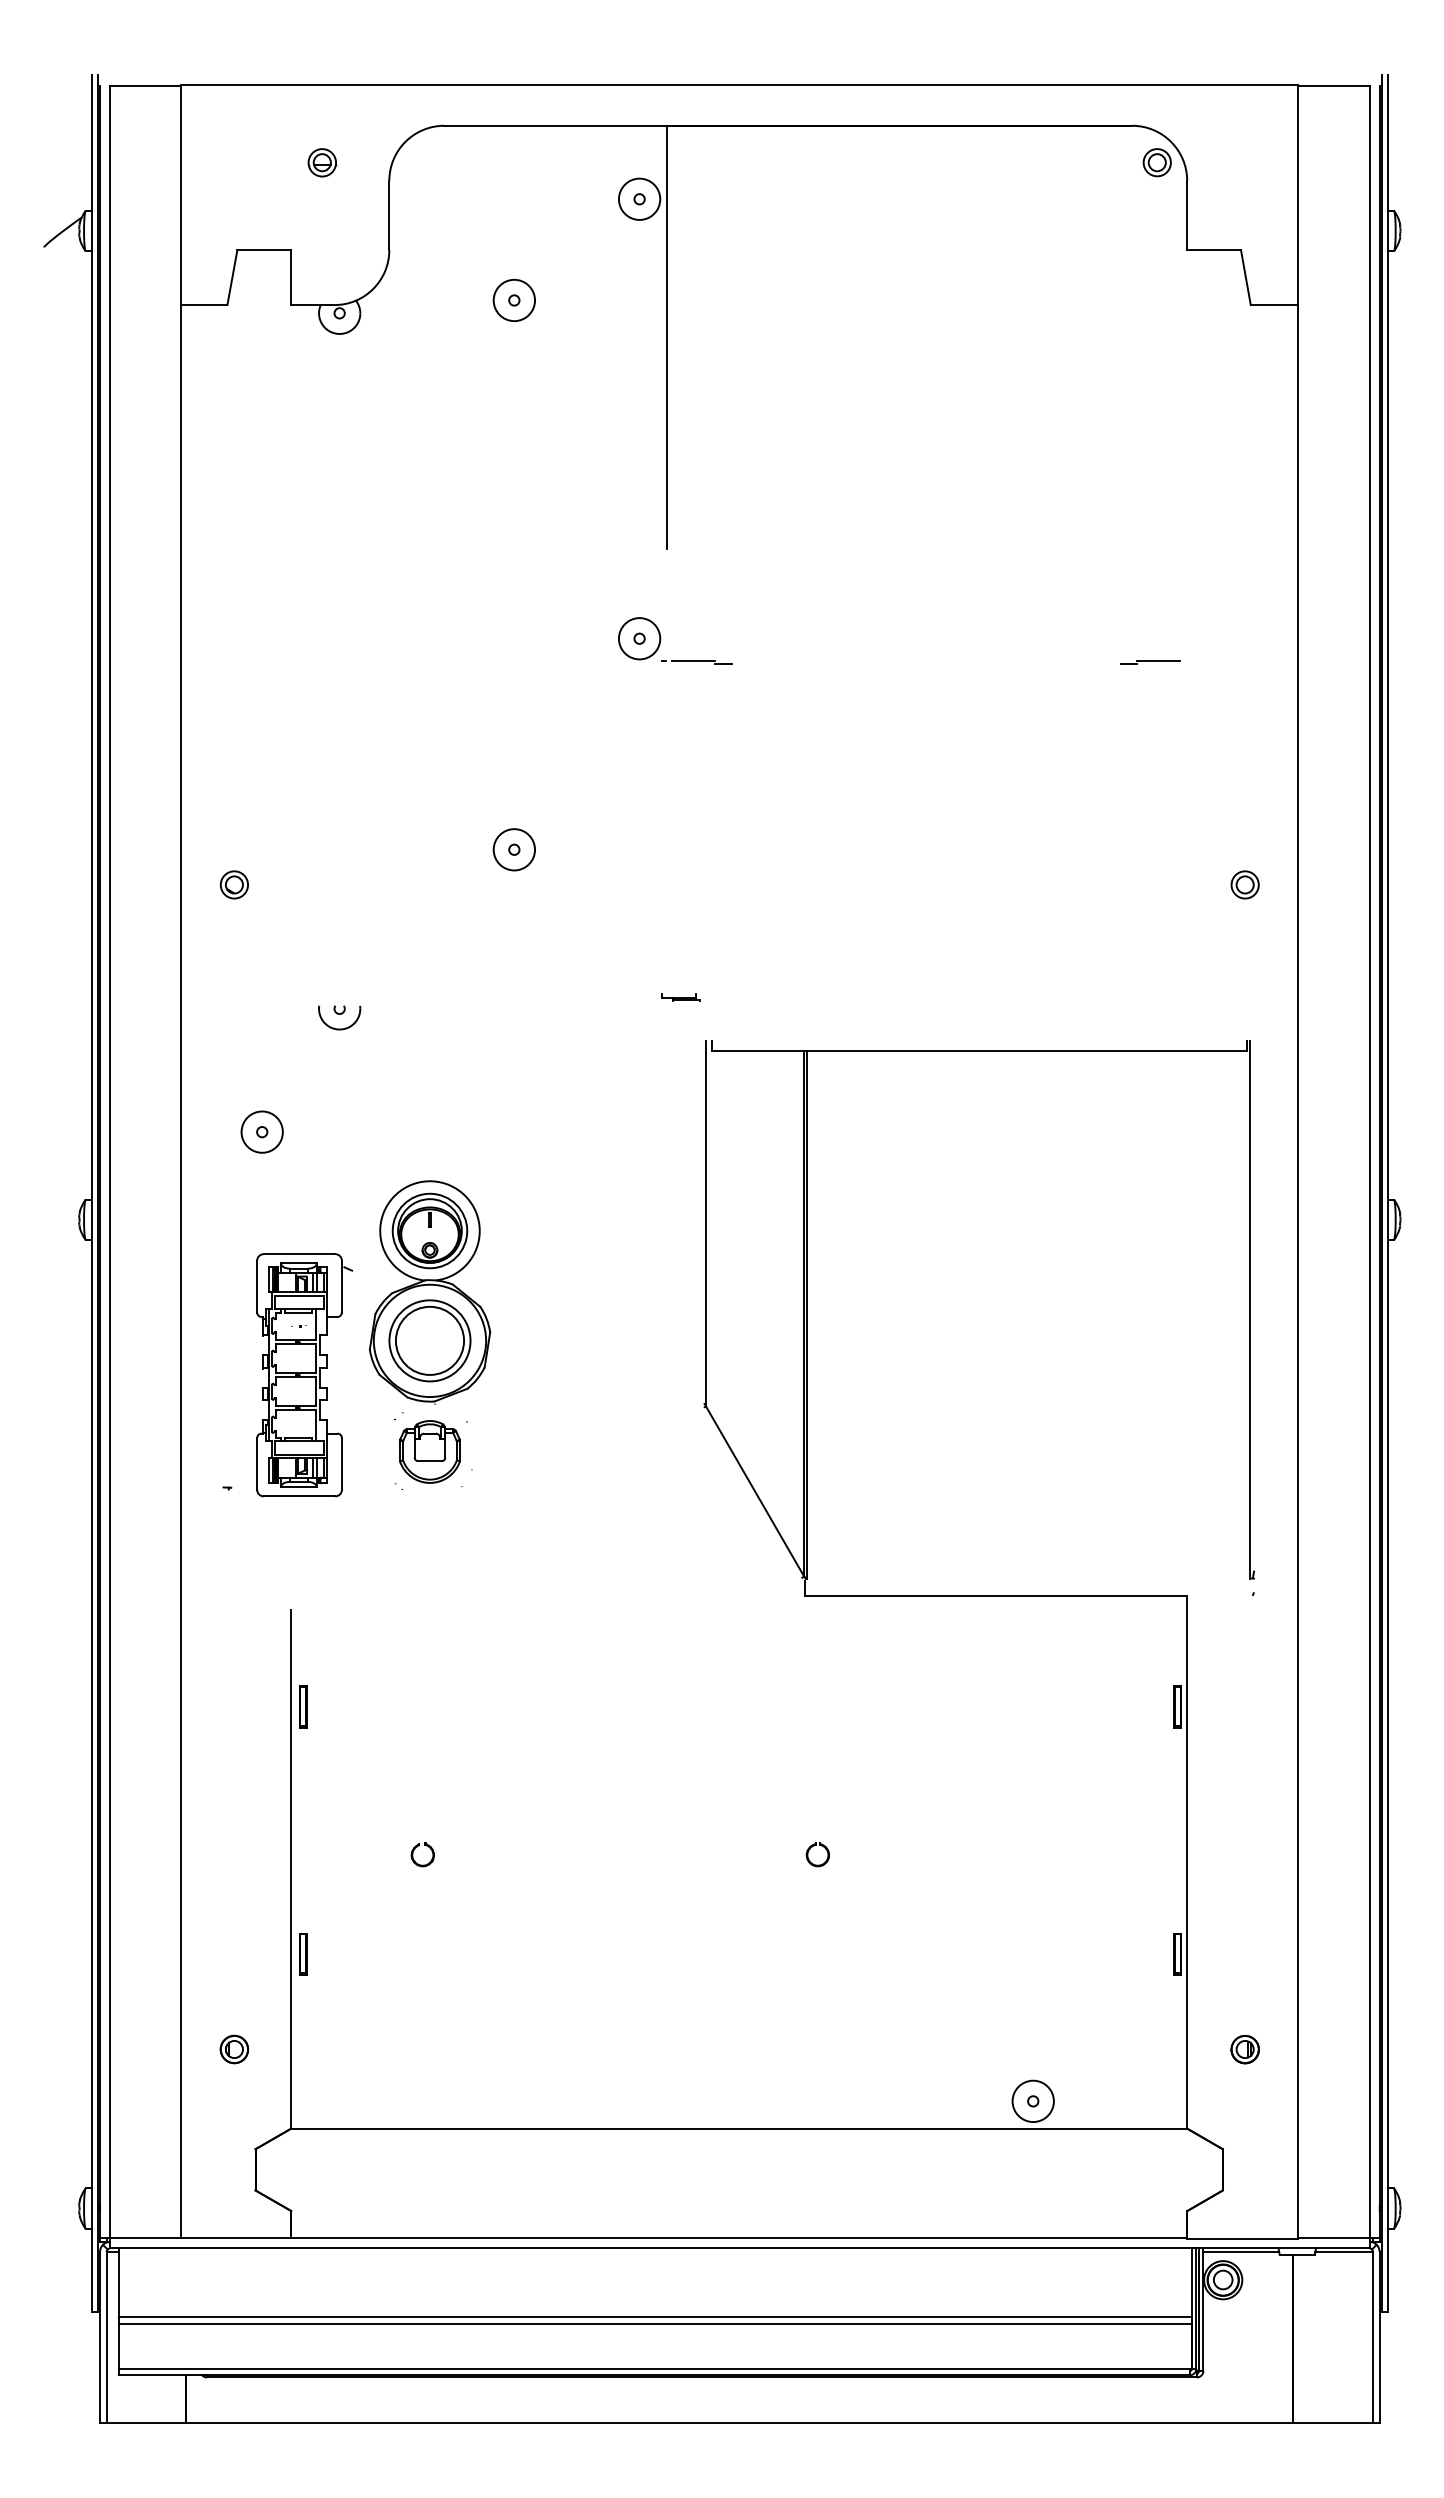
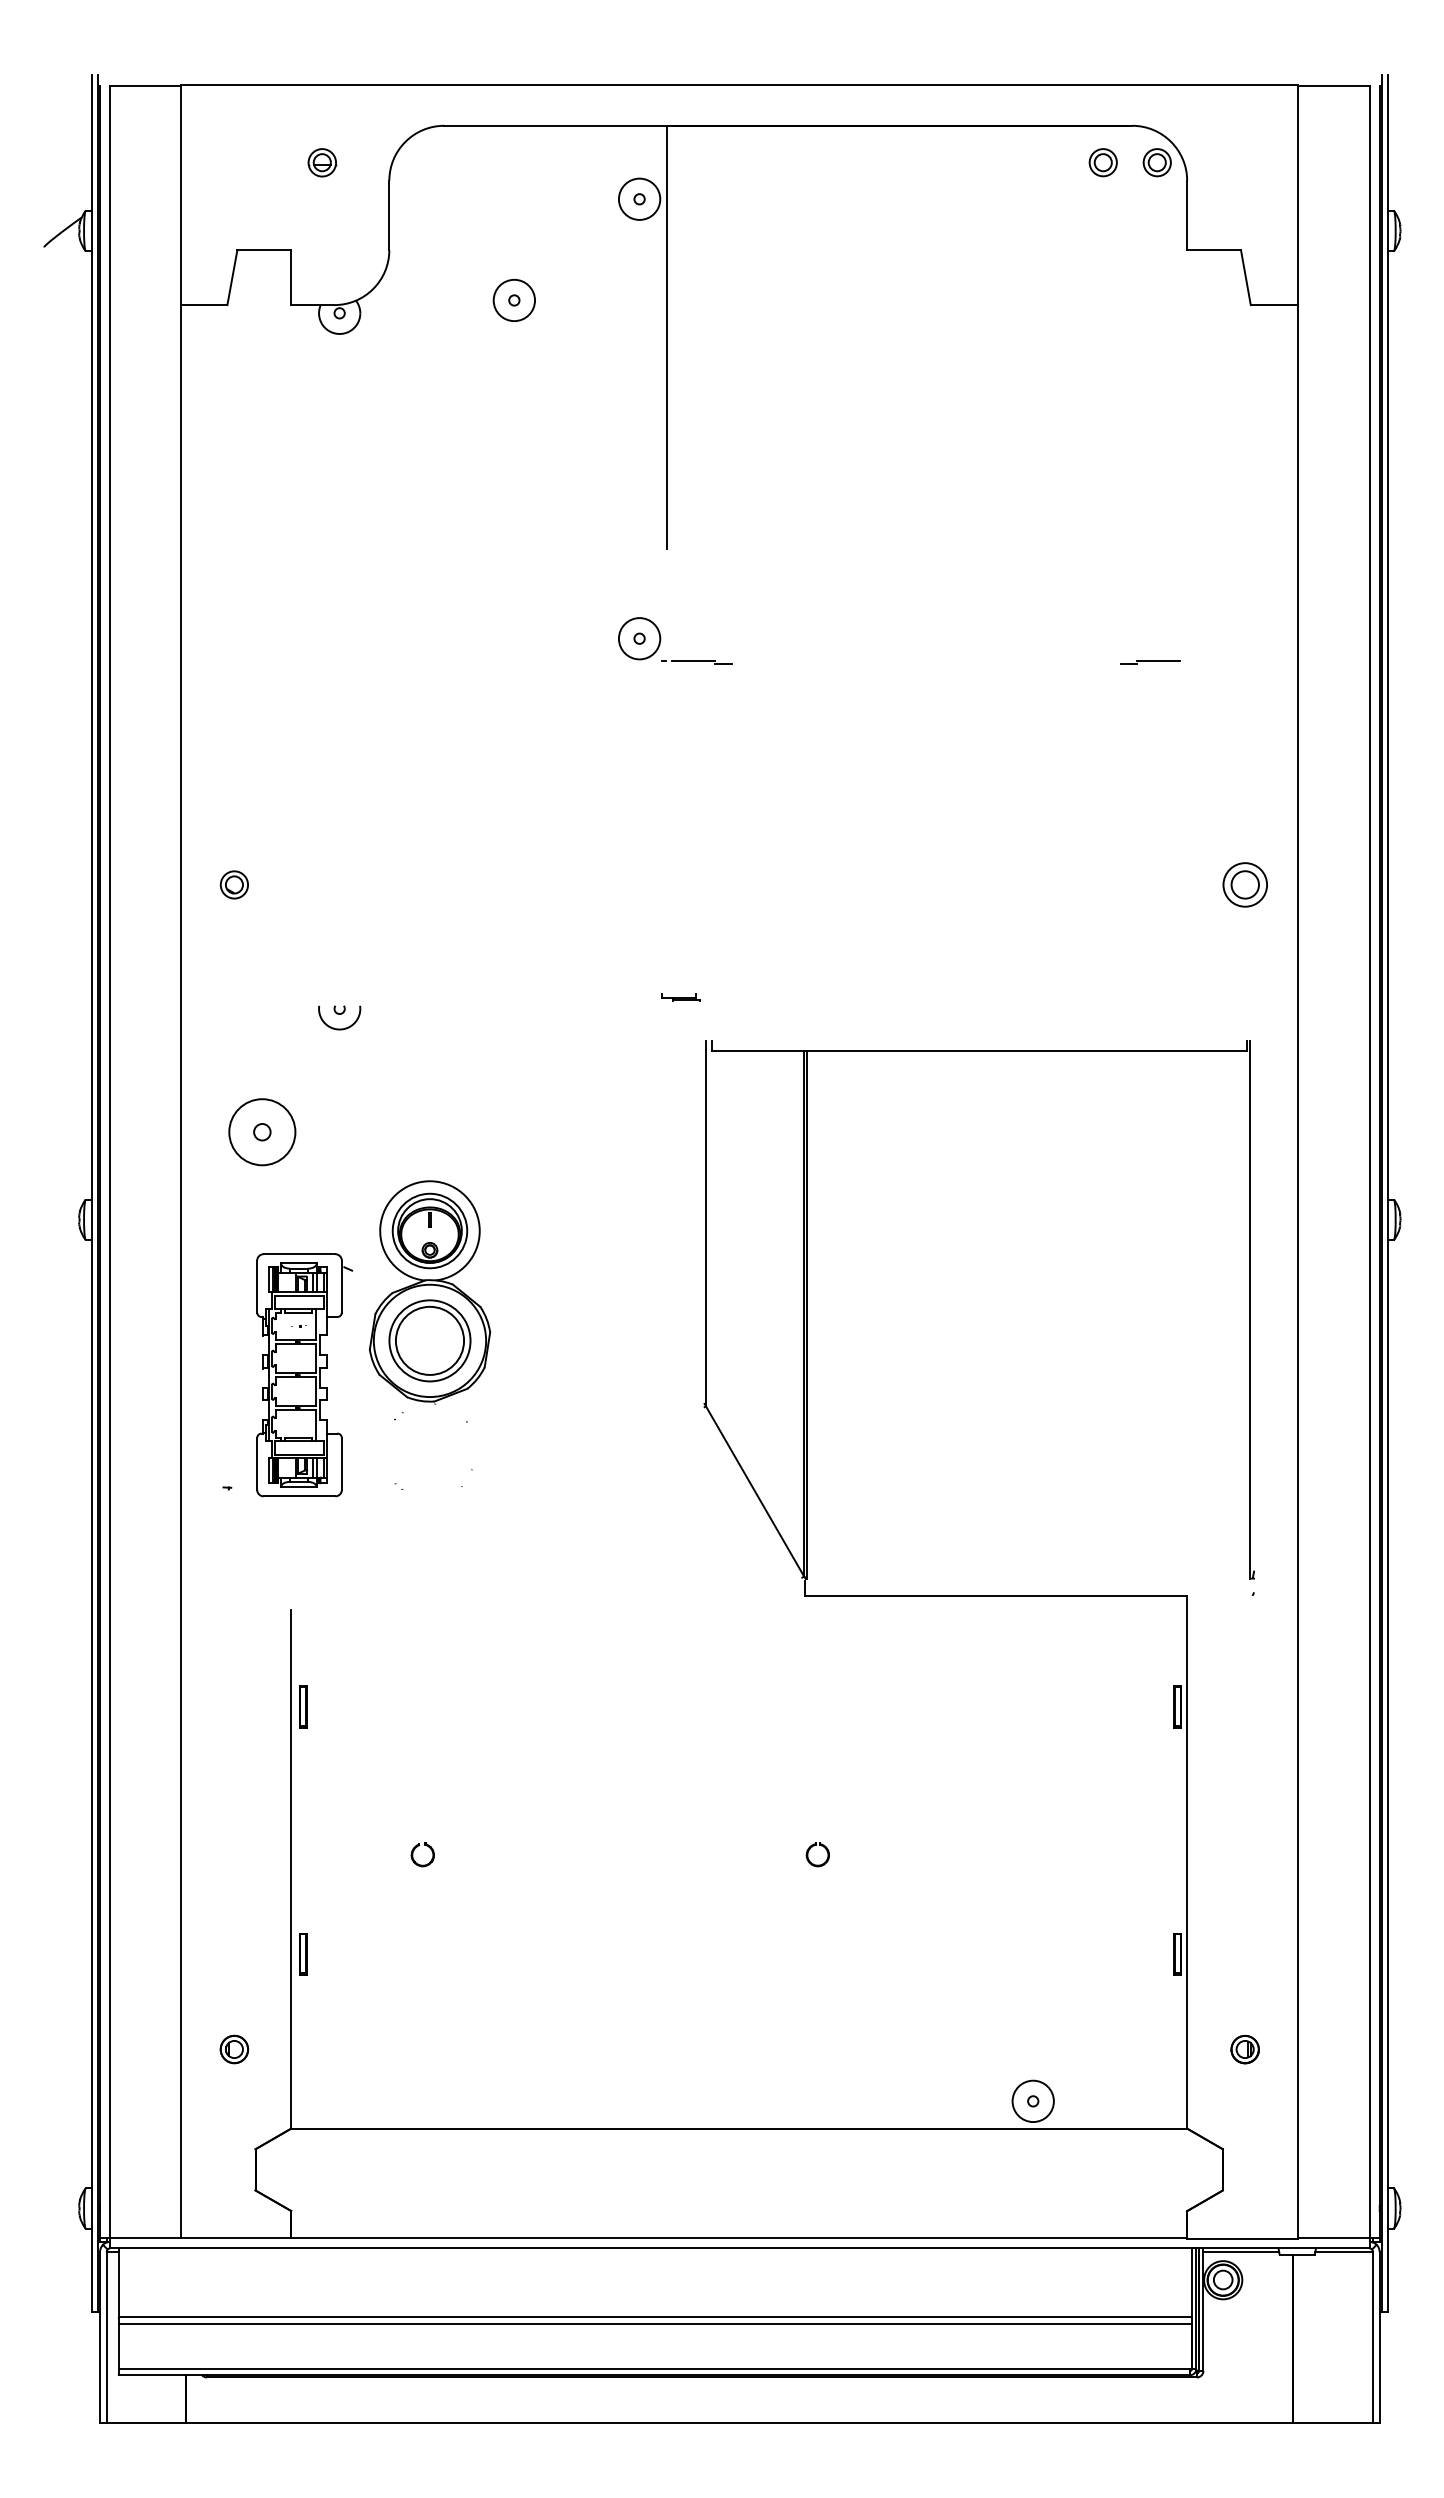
part: none -> present (1102, 162)
part: present -> none (513, 849)
part size: 30x30 px -> 46x46 px (1244, 884)
part size: 44x44 px -> 69x69 px (262, 1132)
part: present -> none (429, 1451)
